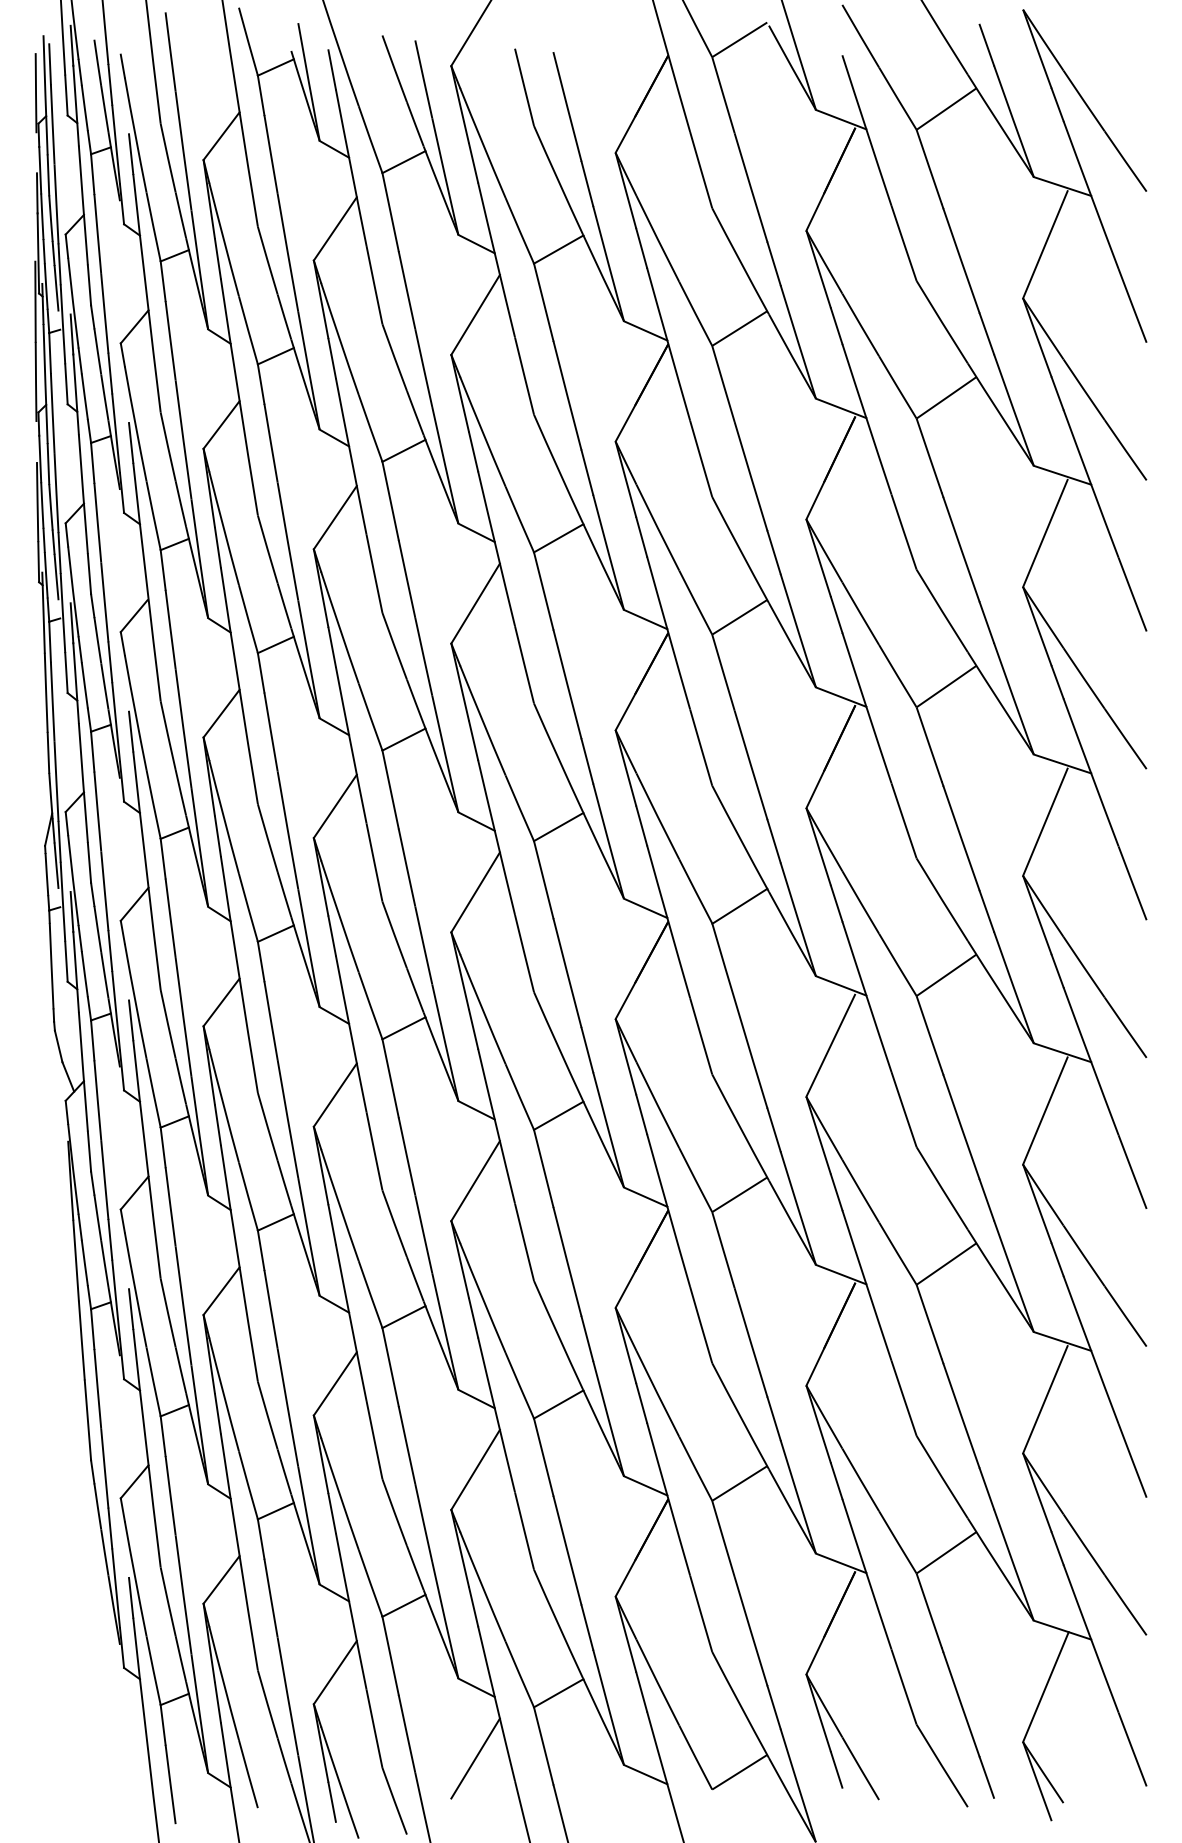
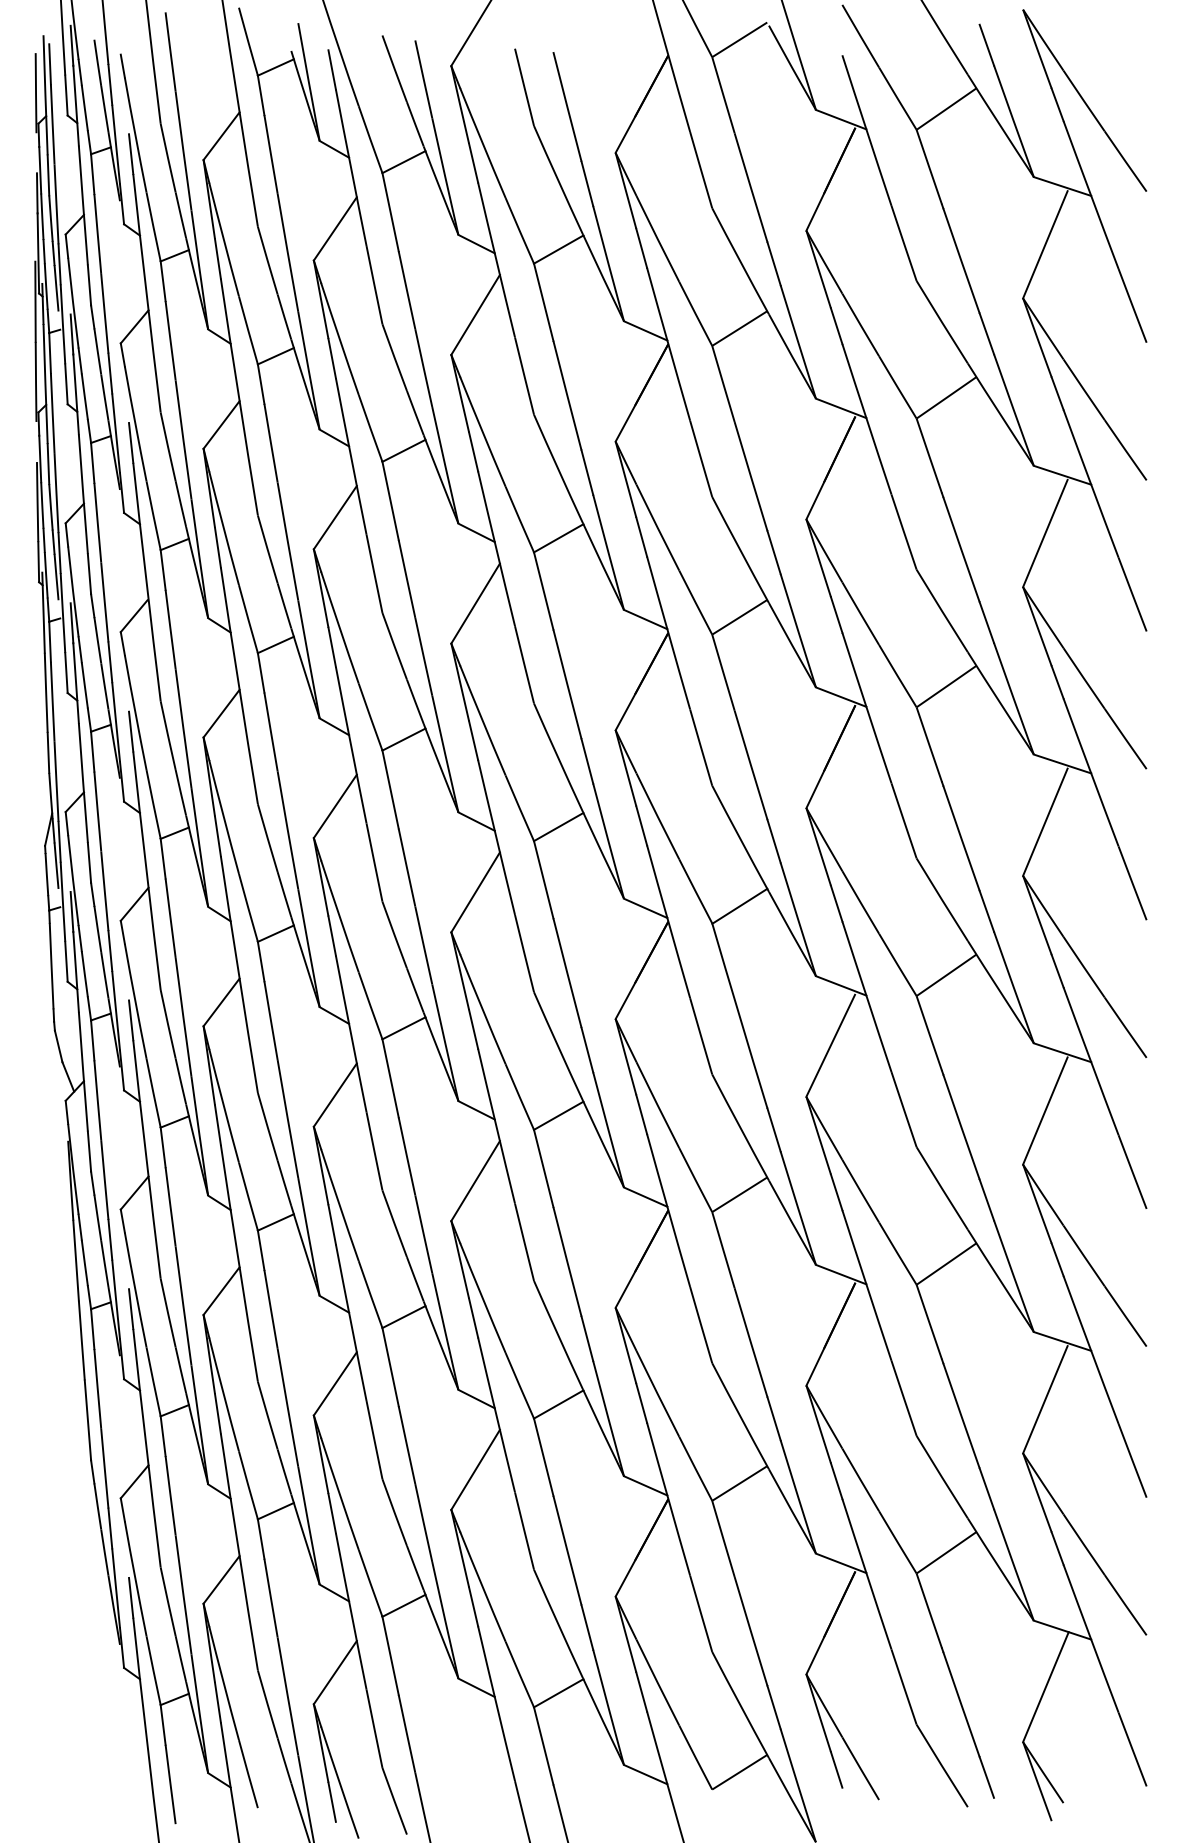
line: present -> none (475, 1758)
